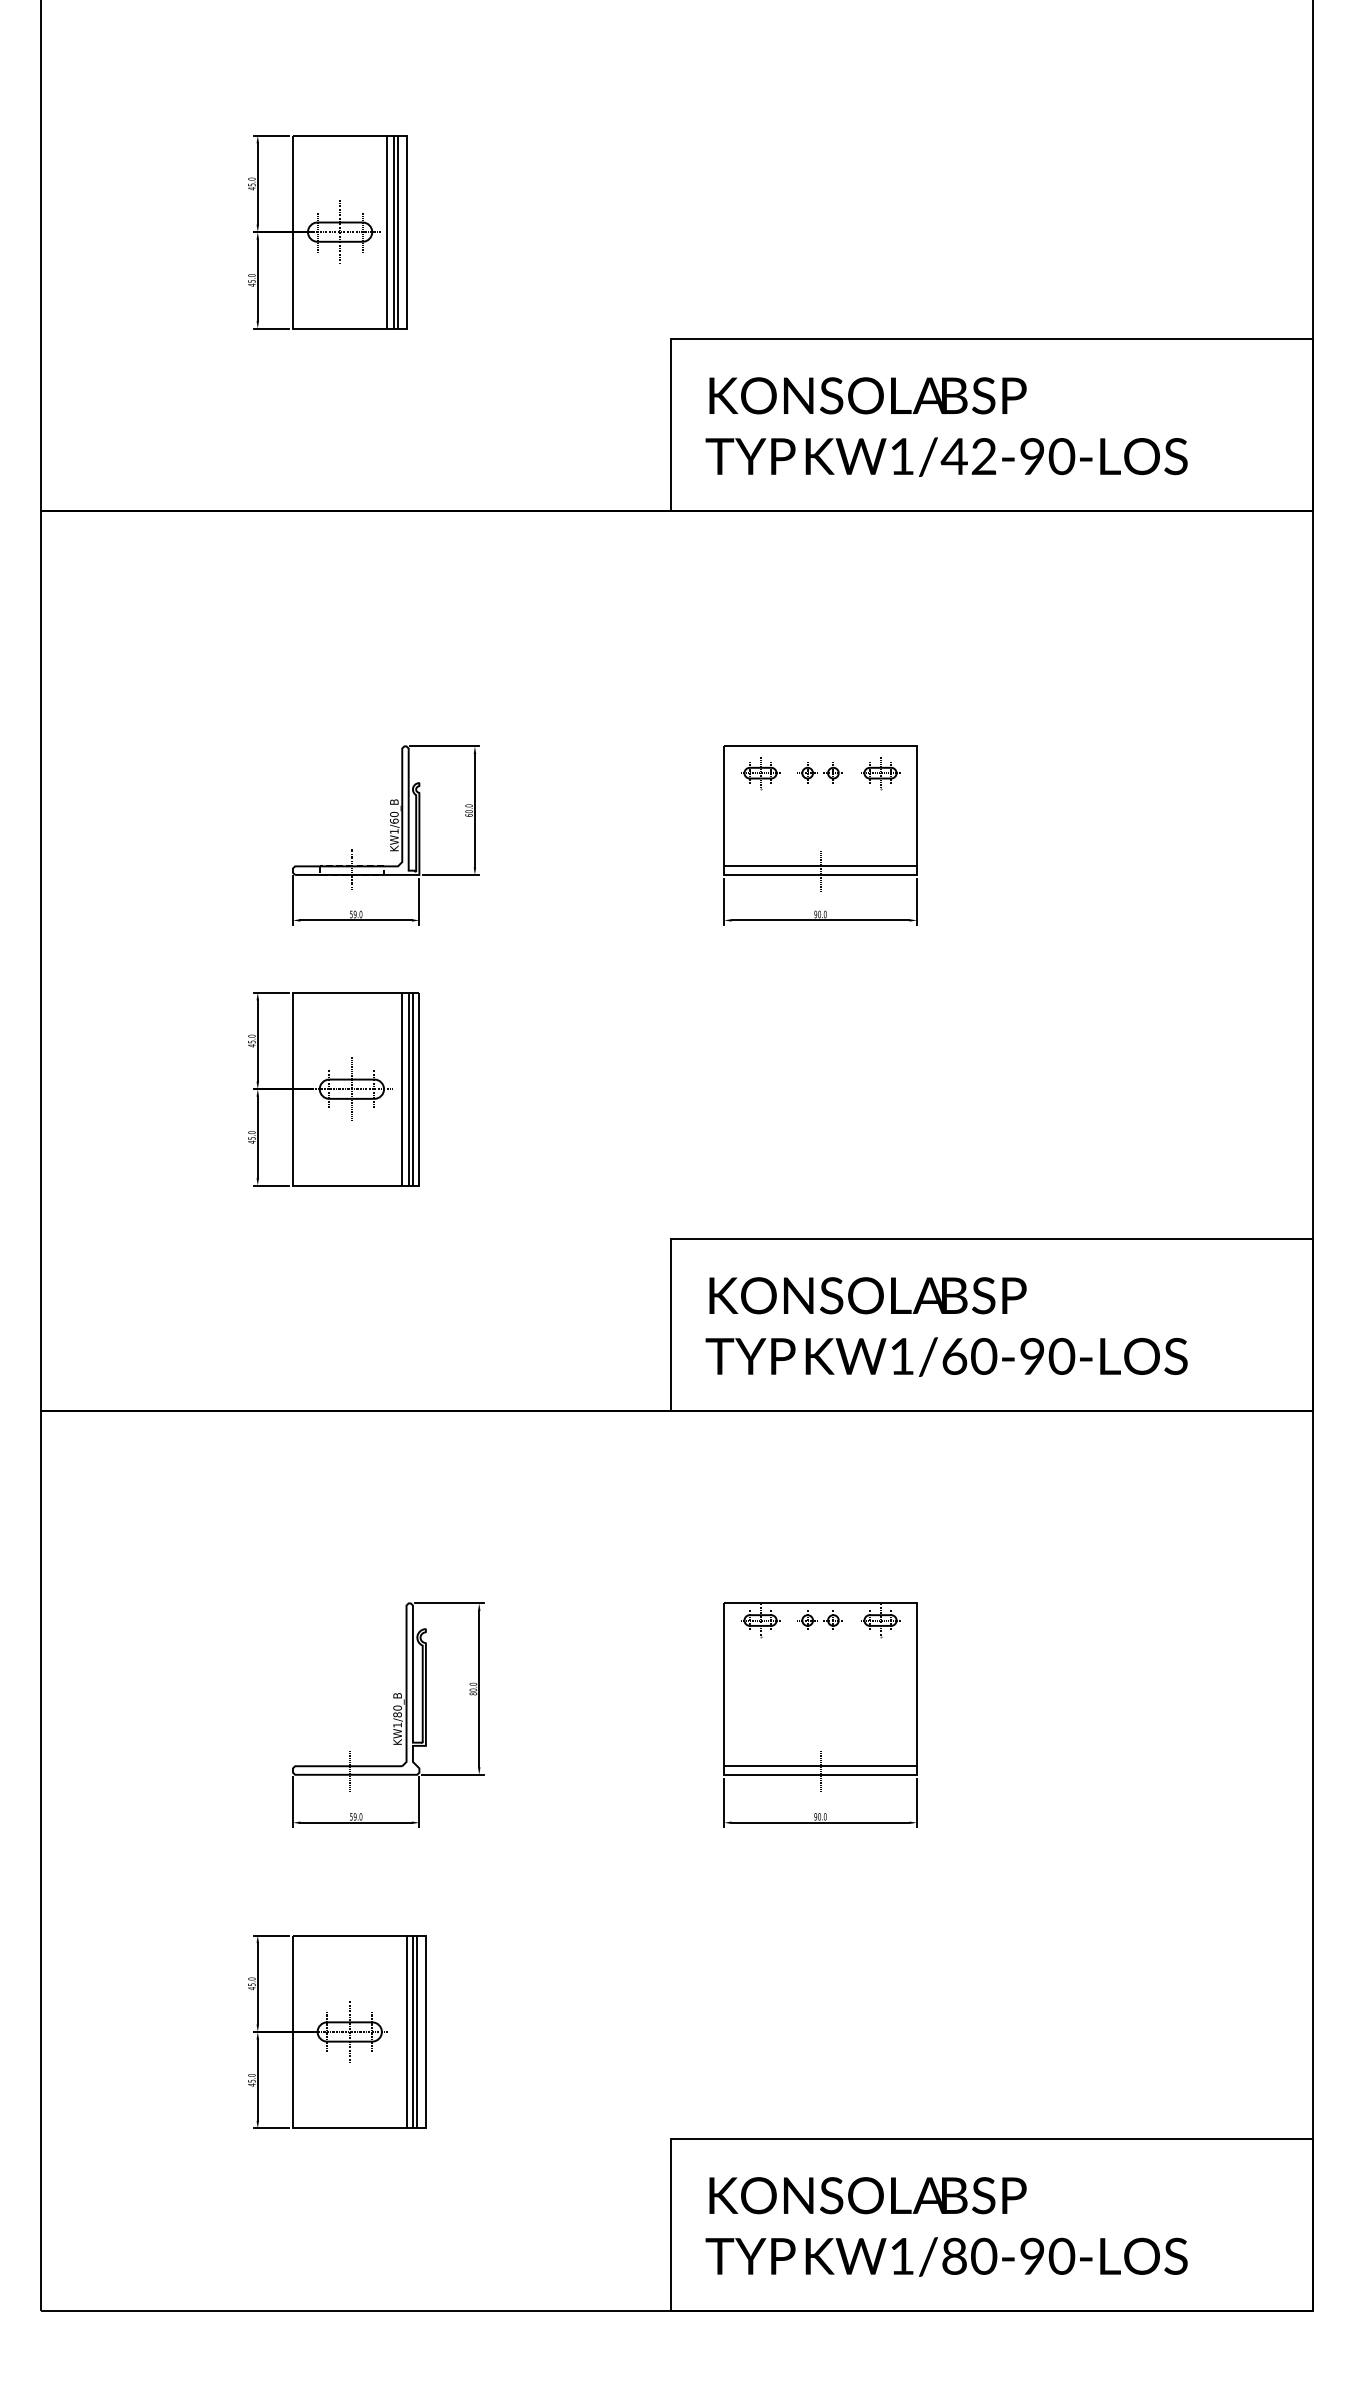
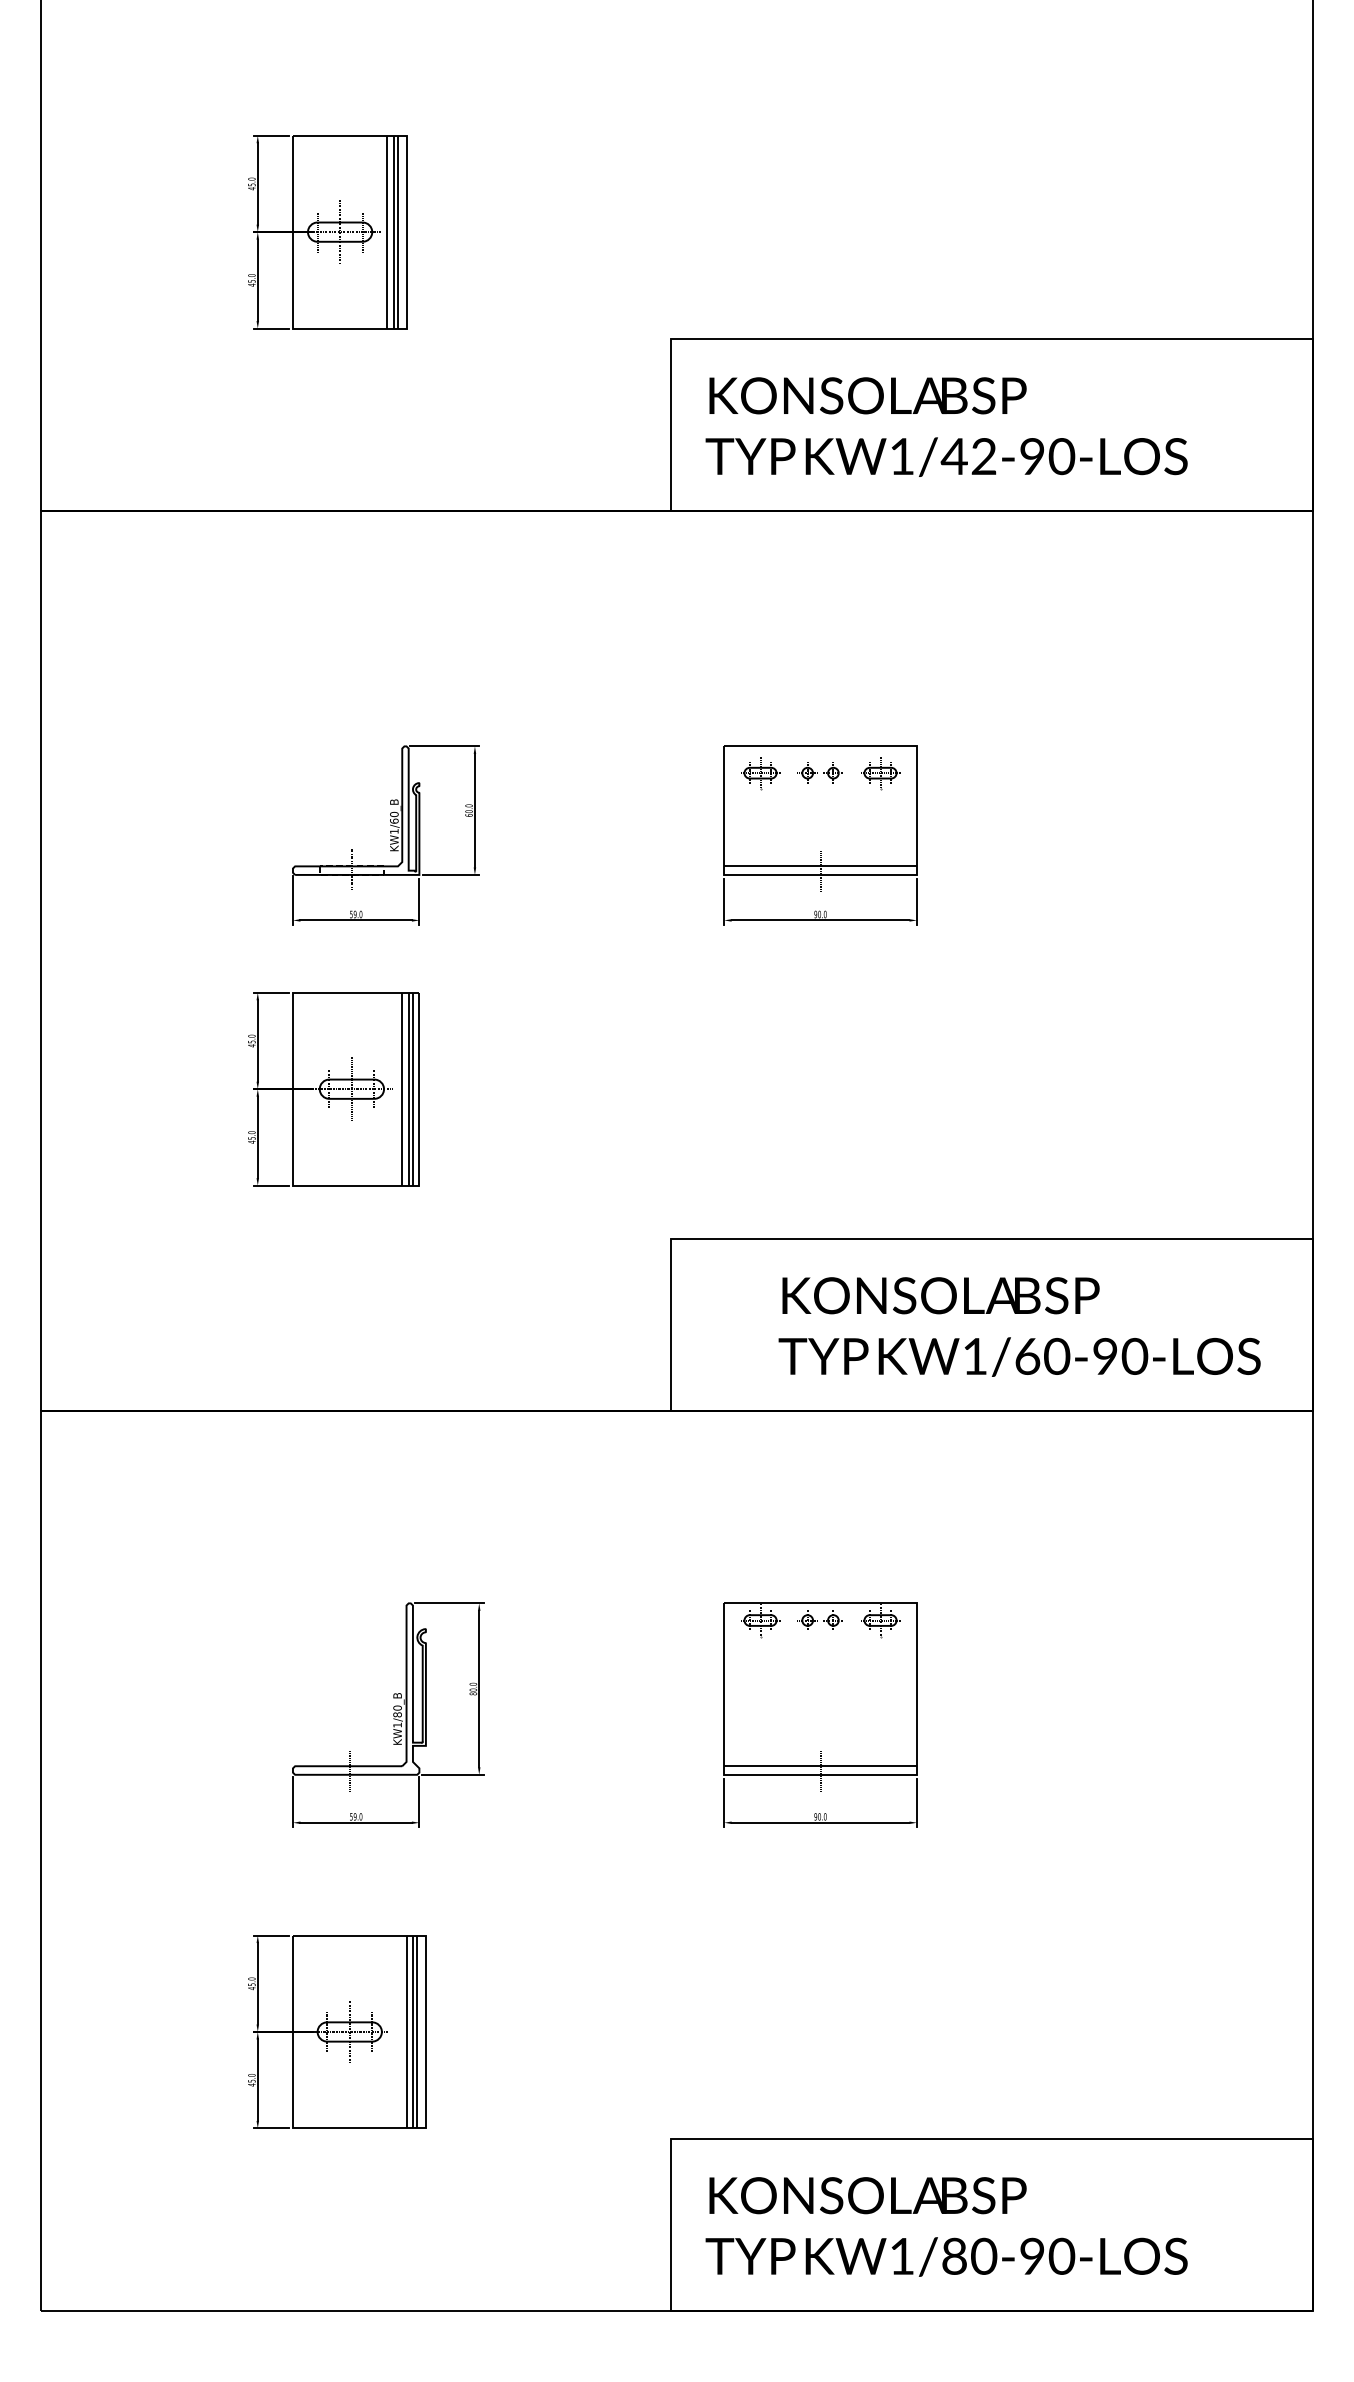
text position: (946, 1326) -> (1019, 1326) (1019, 1326)
